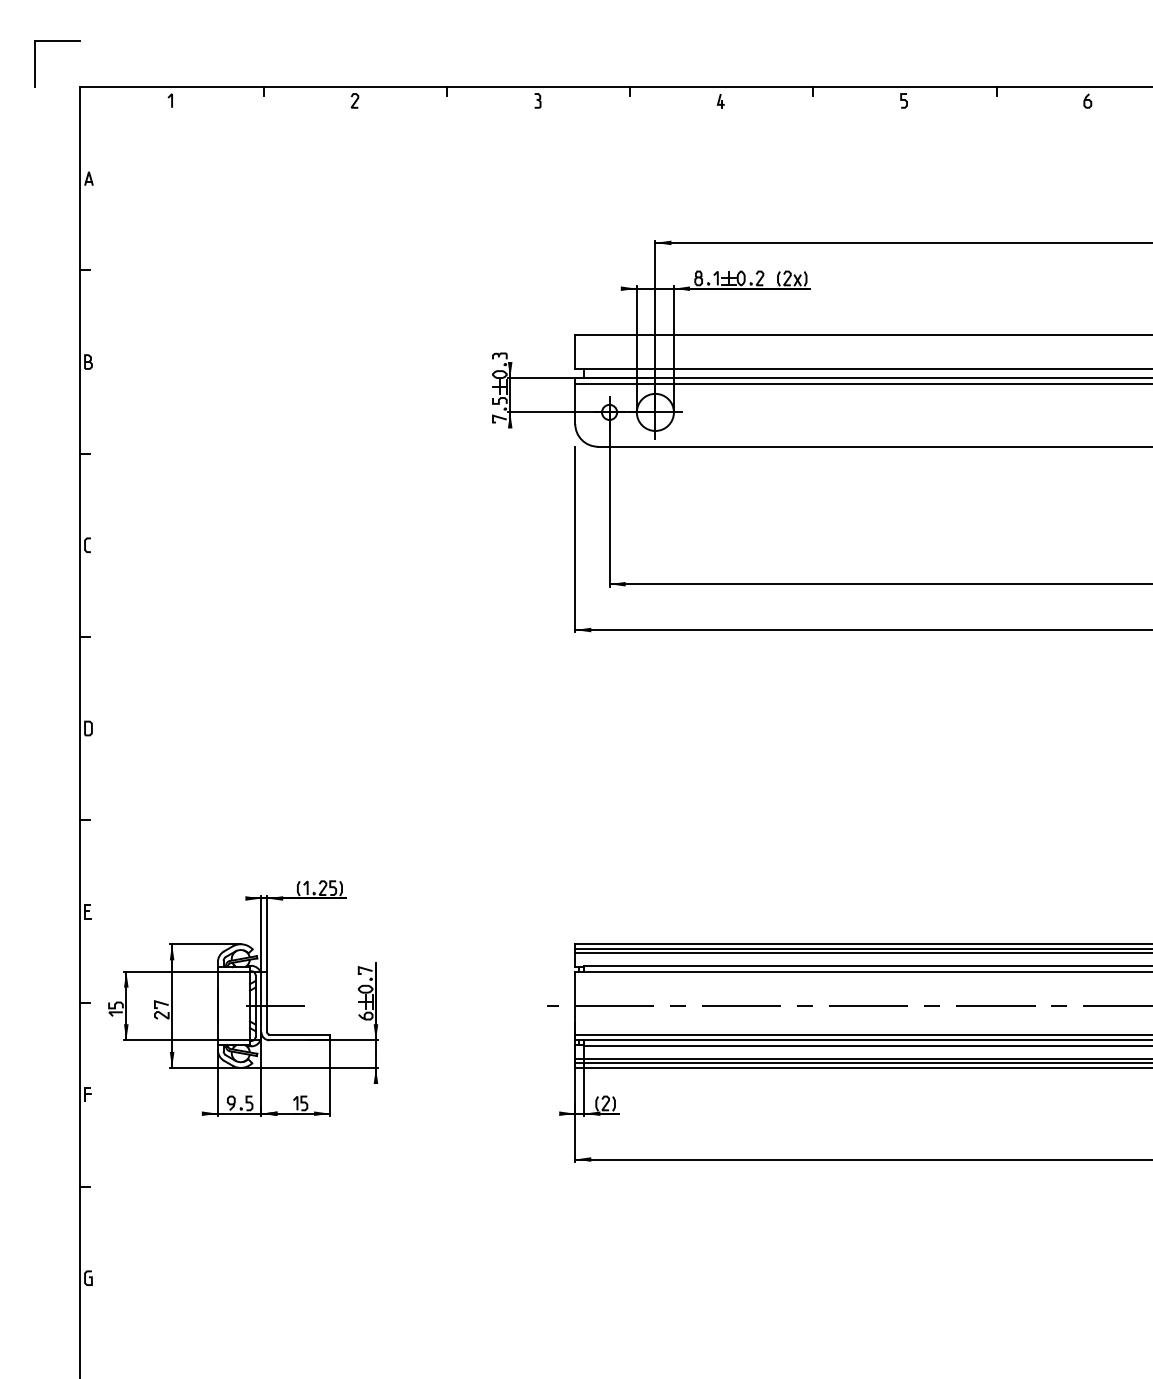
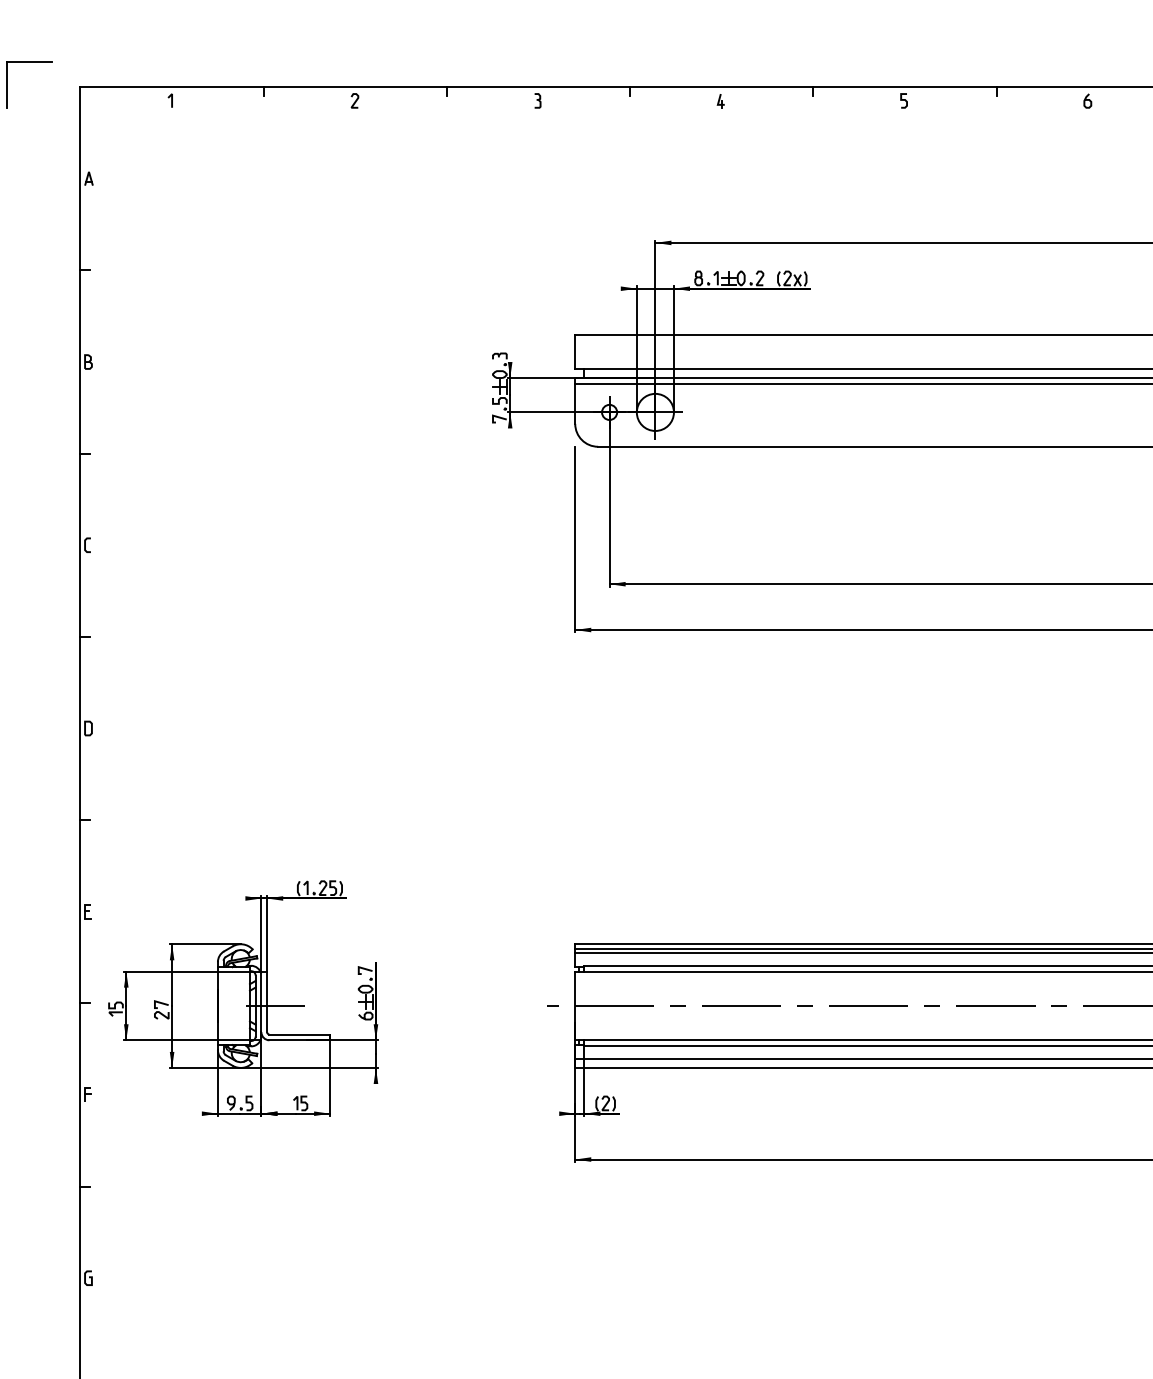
part position: (57, 41) -> (29, 62) (29, 62)
line: present -> none (862, 1034)
line: present -> none (862, 1063)
